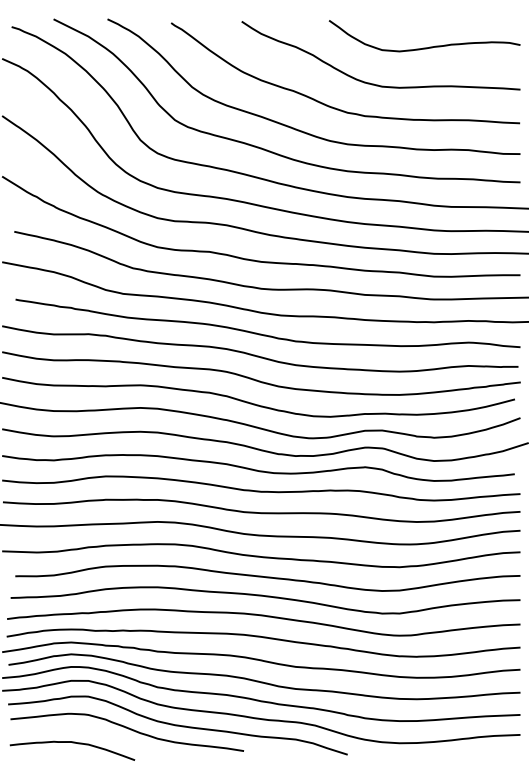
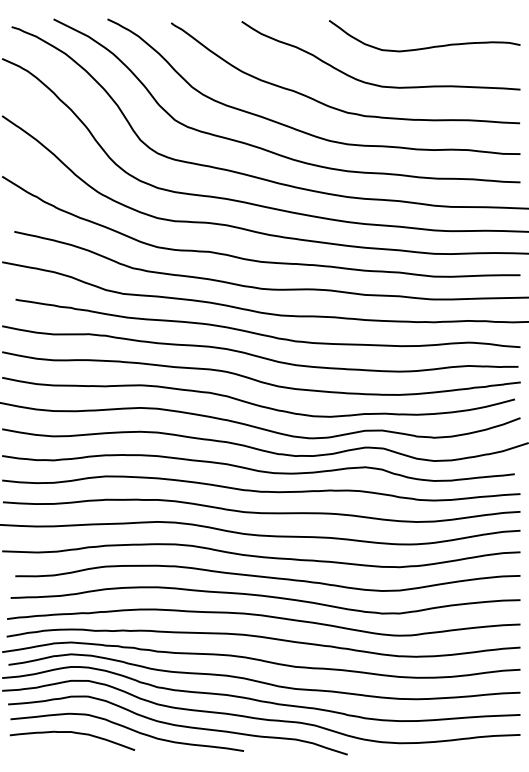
curve position: (72, 743) -> (72, 733) (72, 733)
